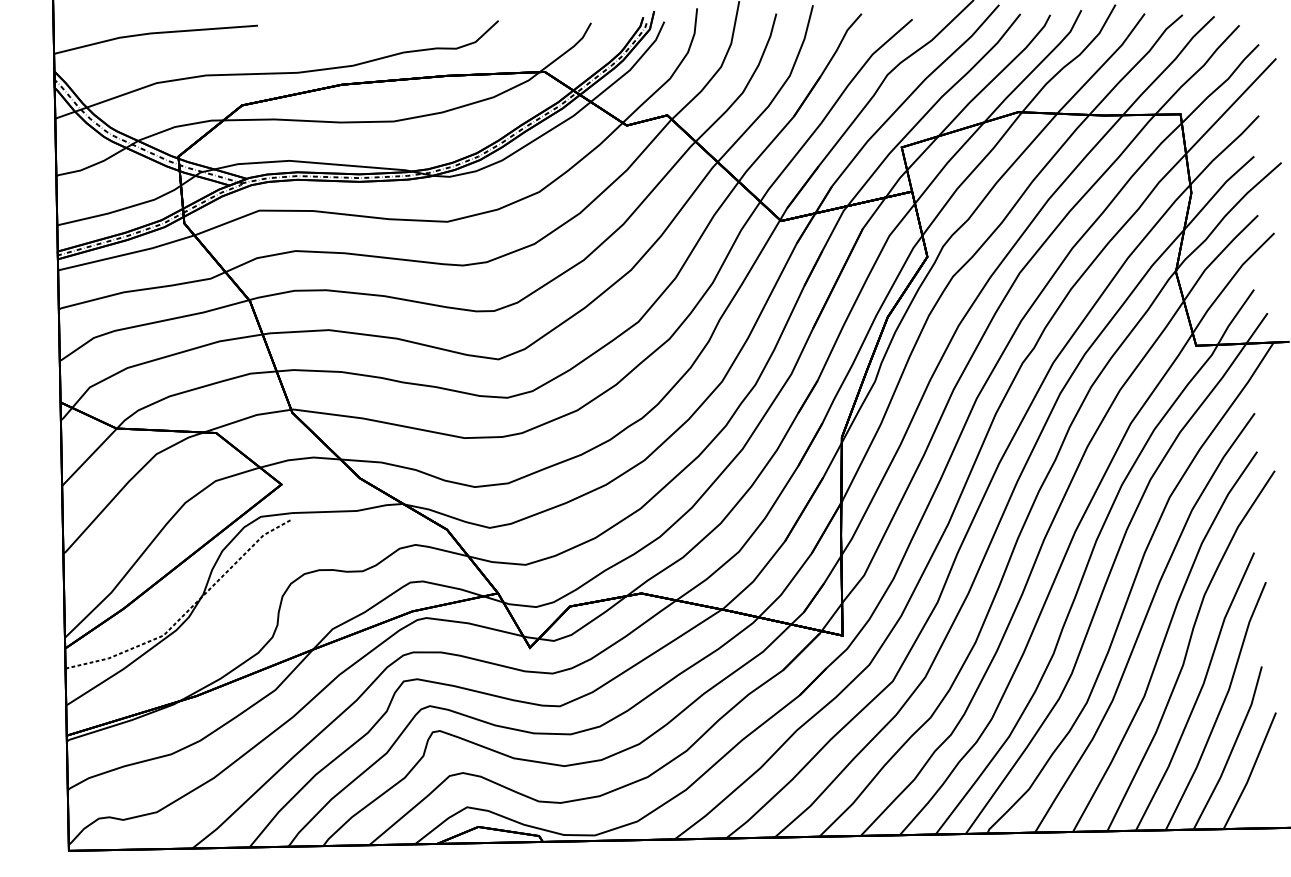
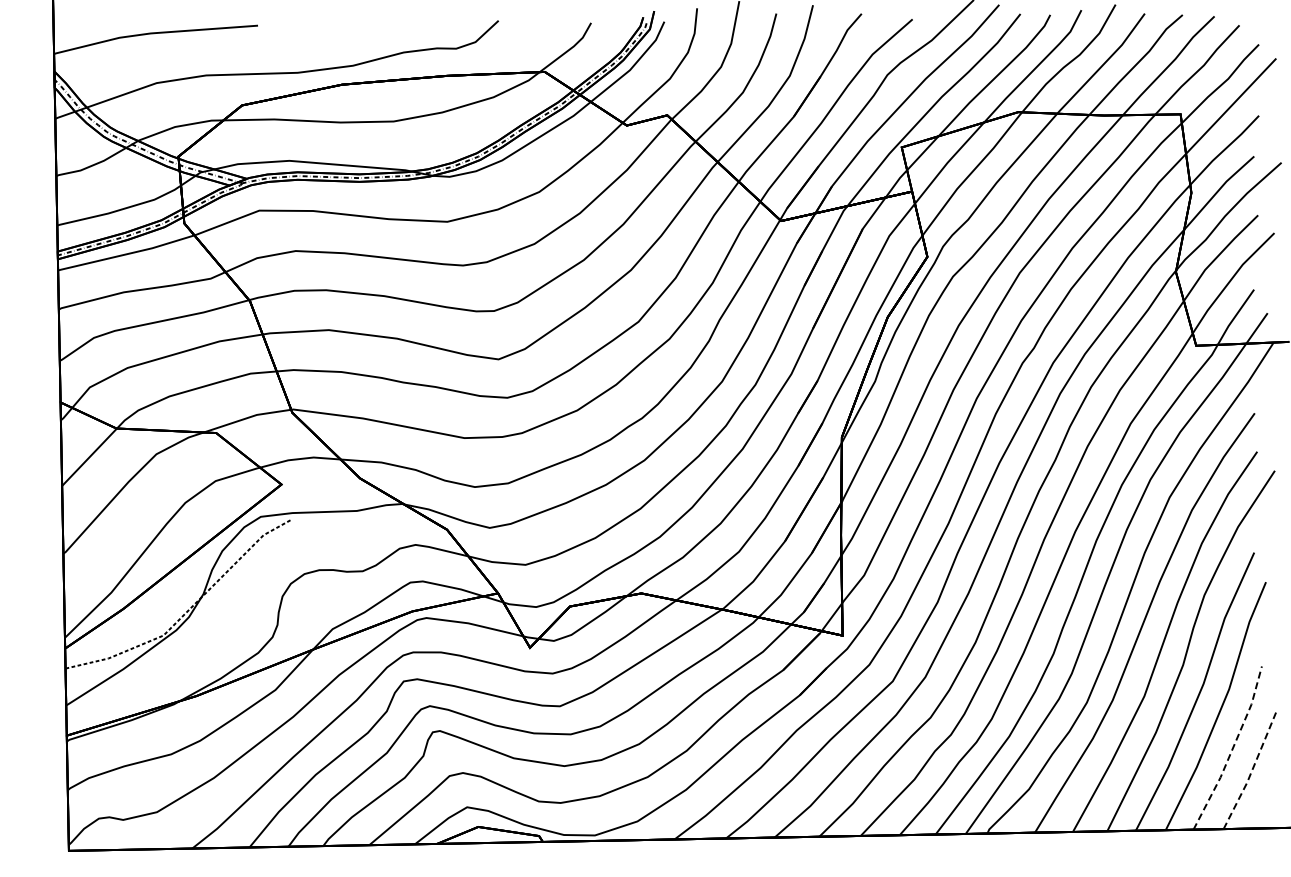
line: solid -> dashed (1232, 749)
line: solid -> dashed (1251, 772)
